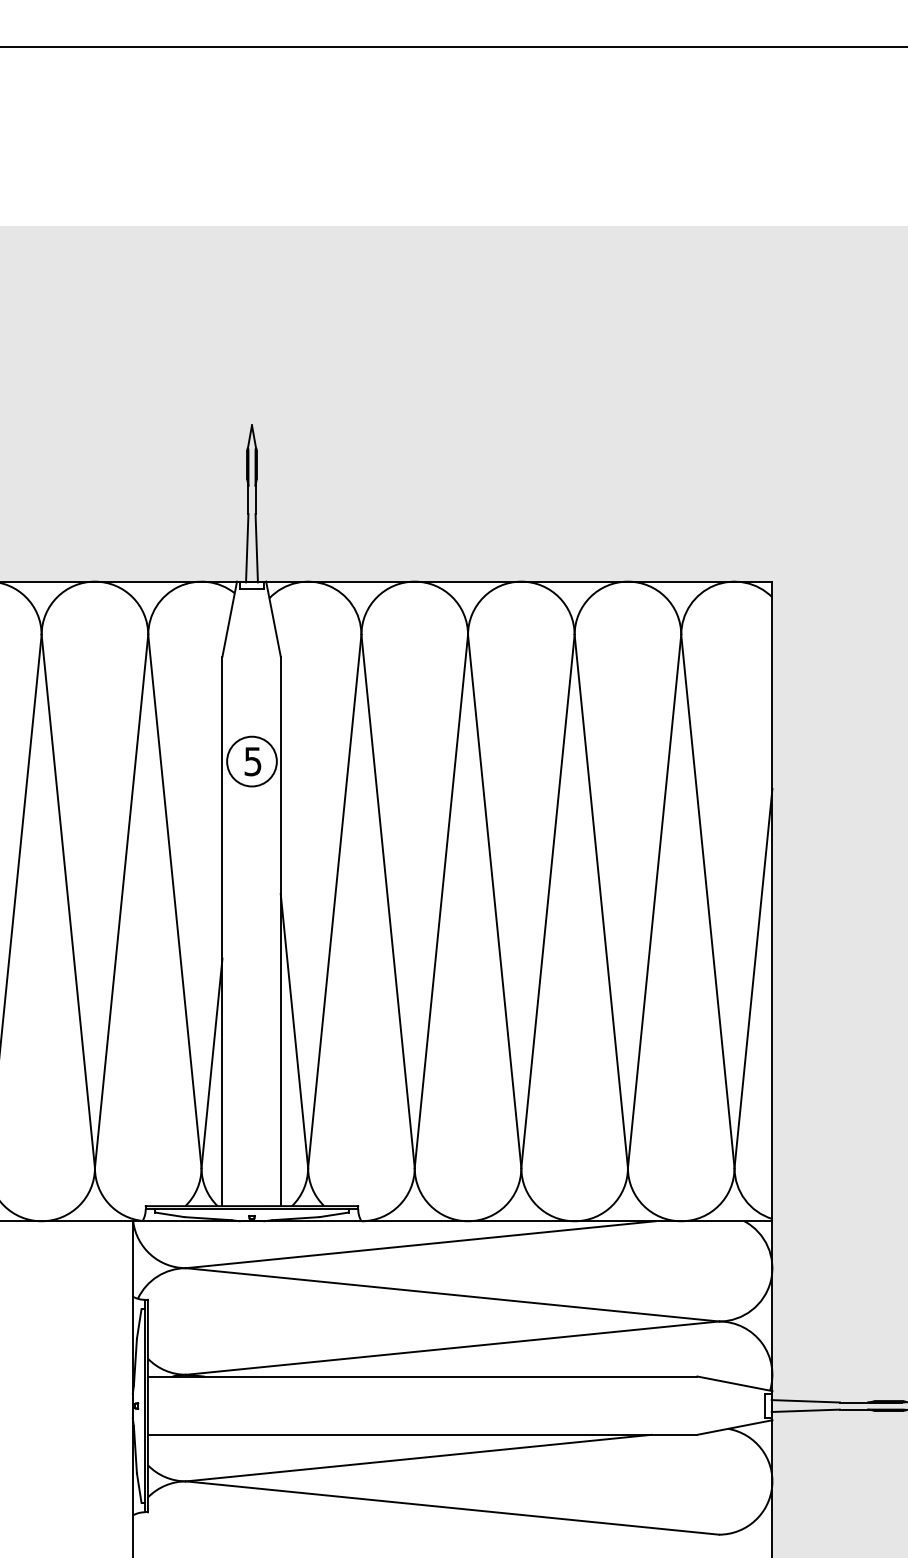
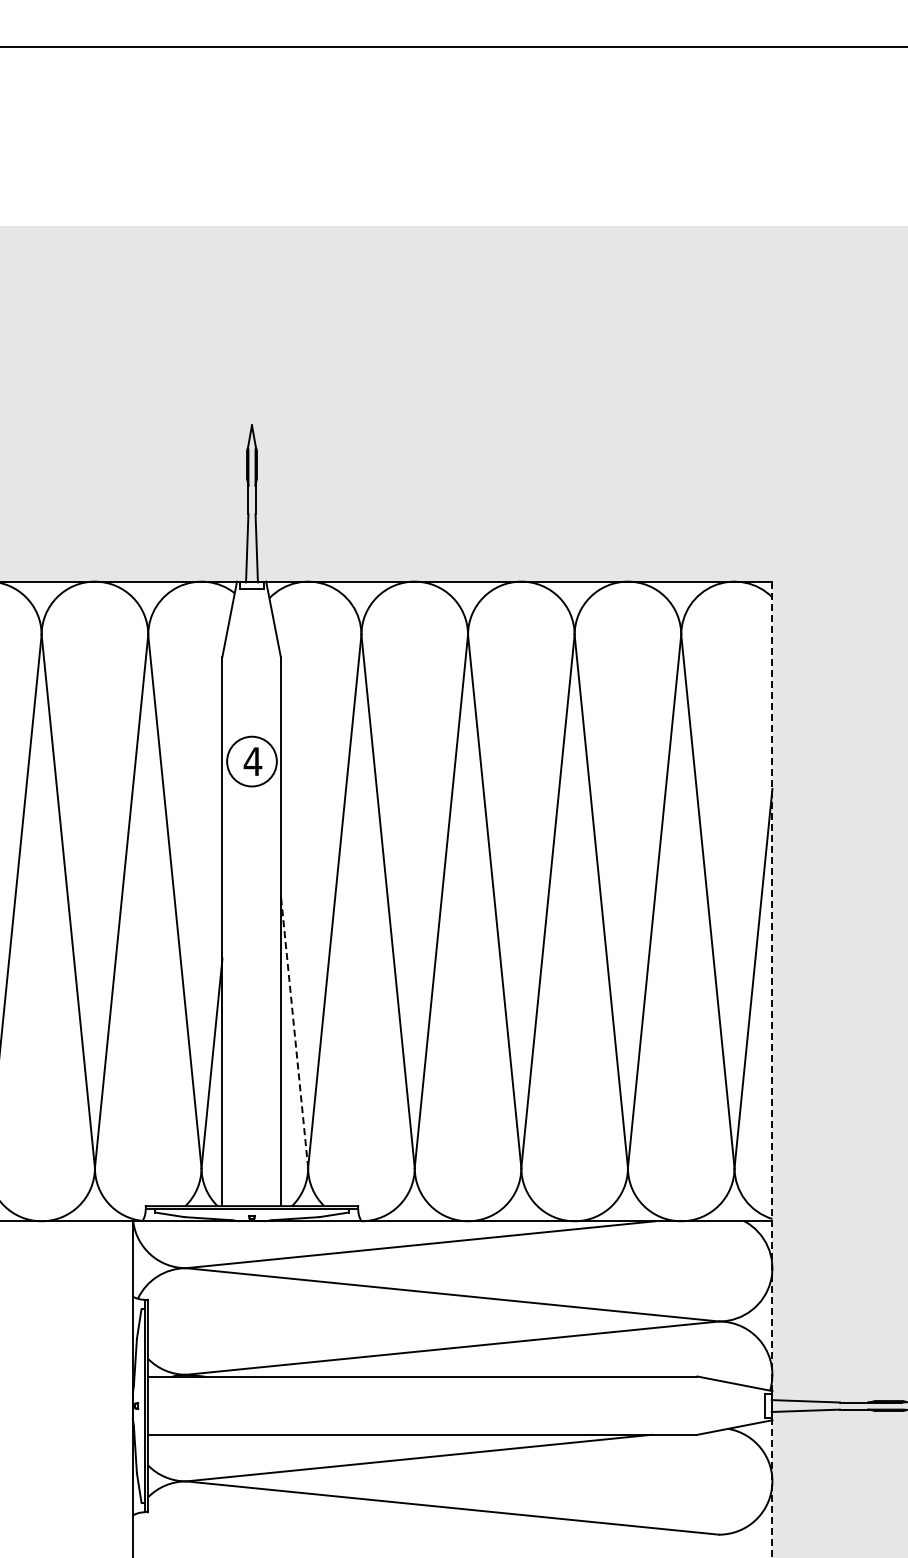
text: 5 -> 4 (252, 761)
line: solid -> dashed (294, 1031)
line: solid -> dashed (772, 1069)
